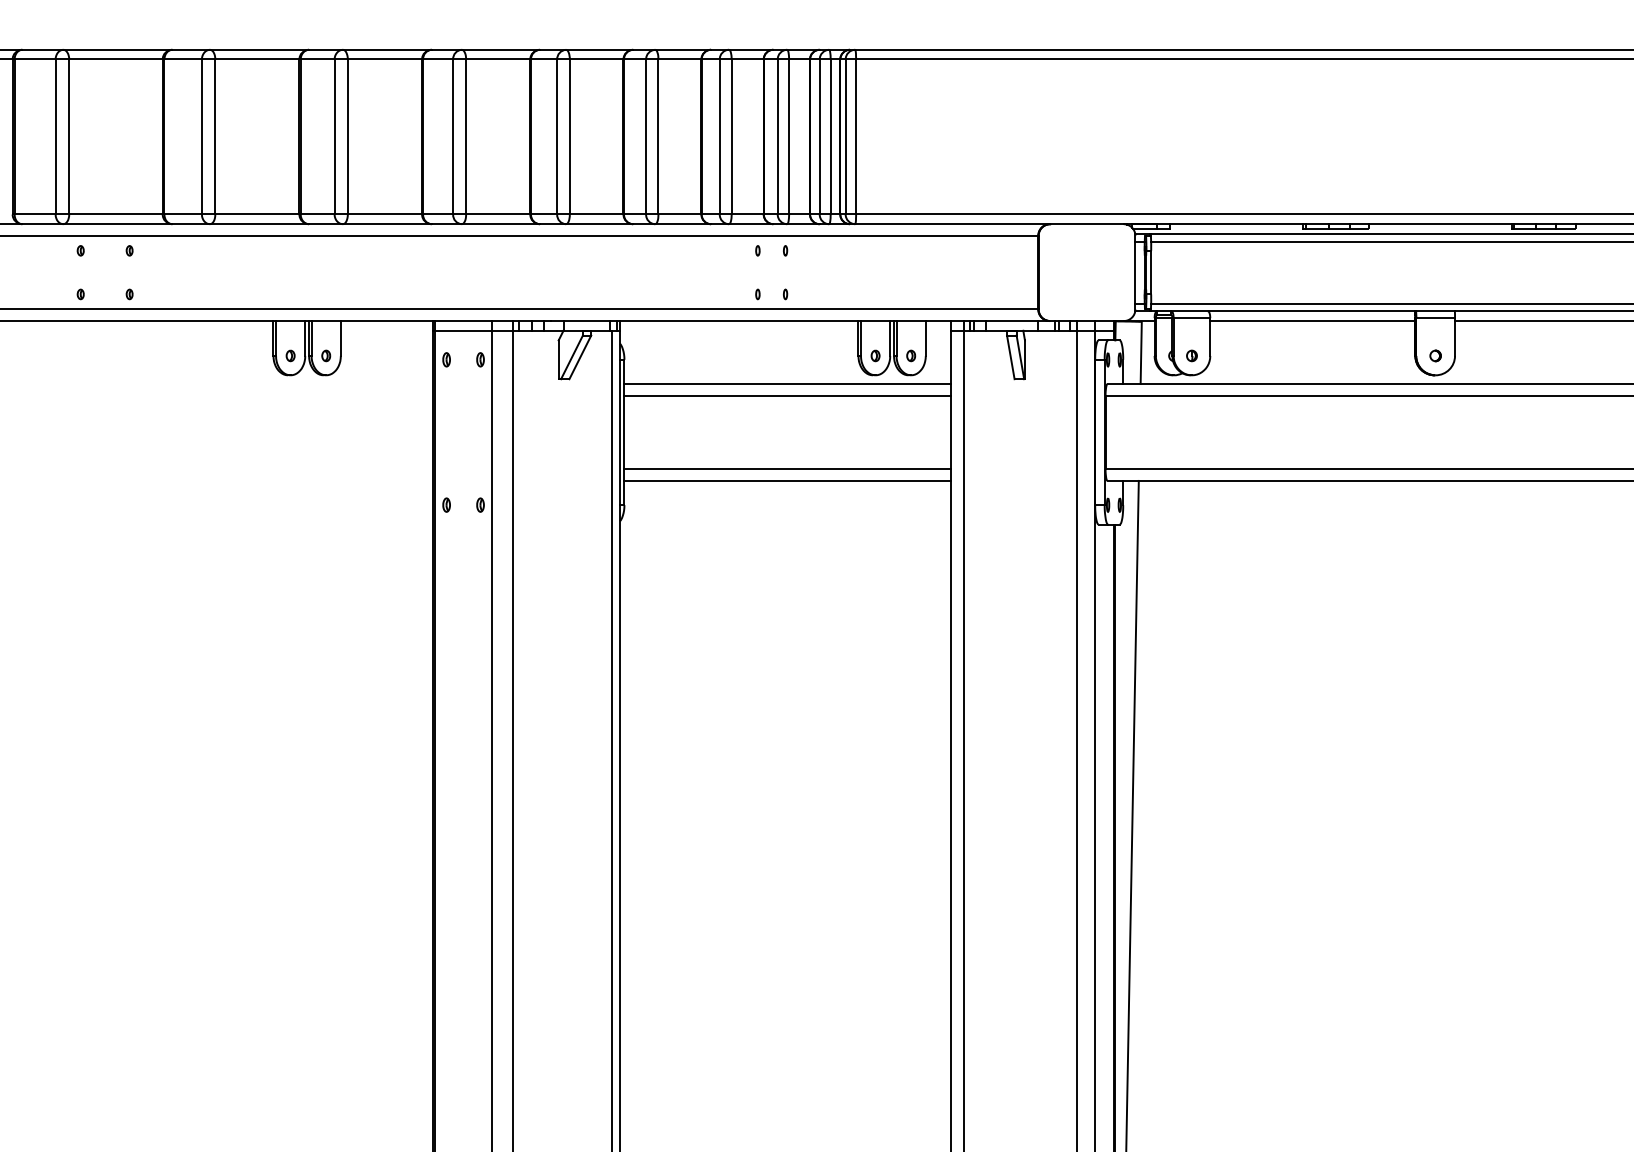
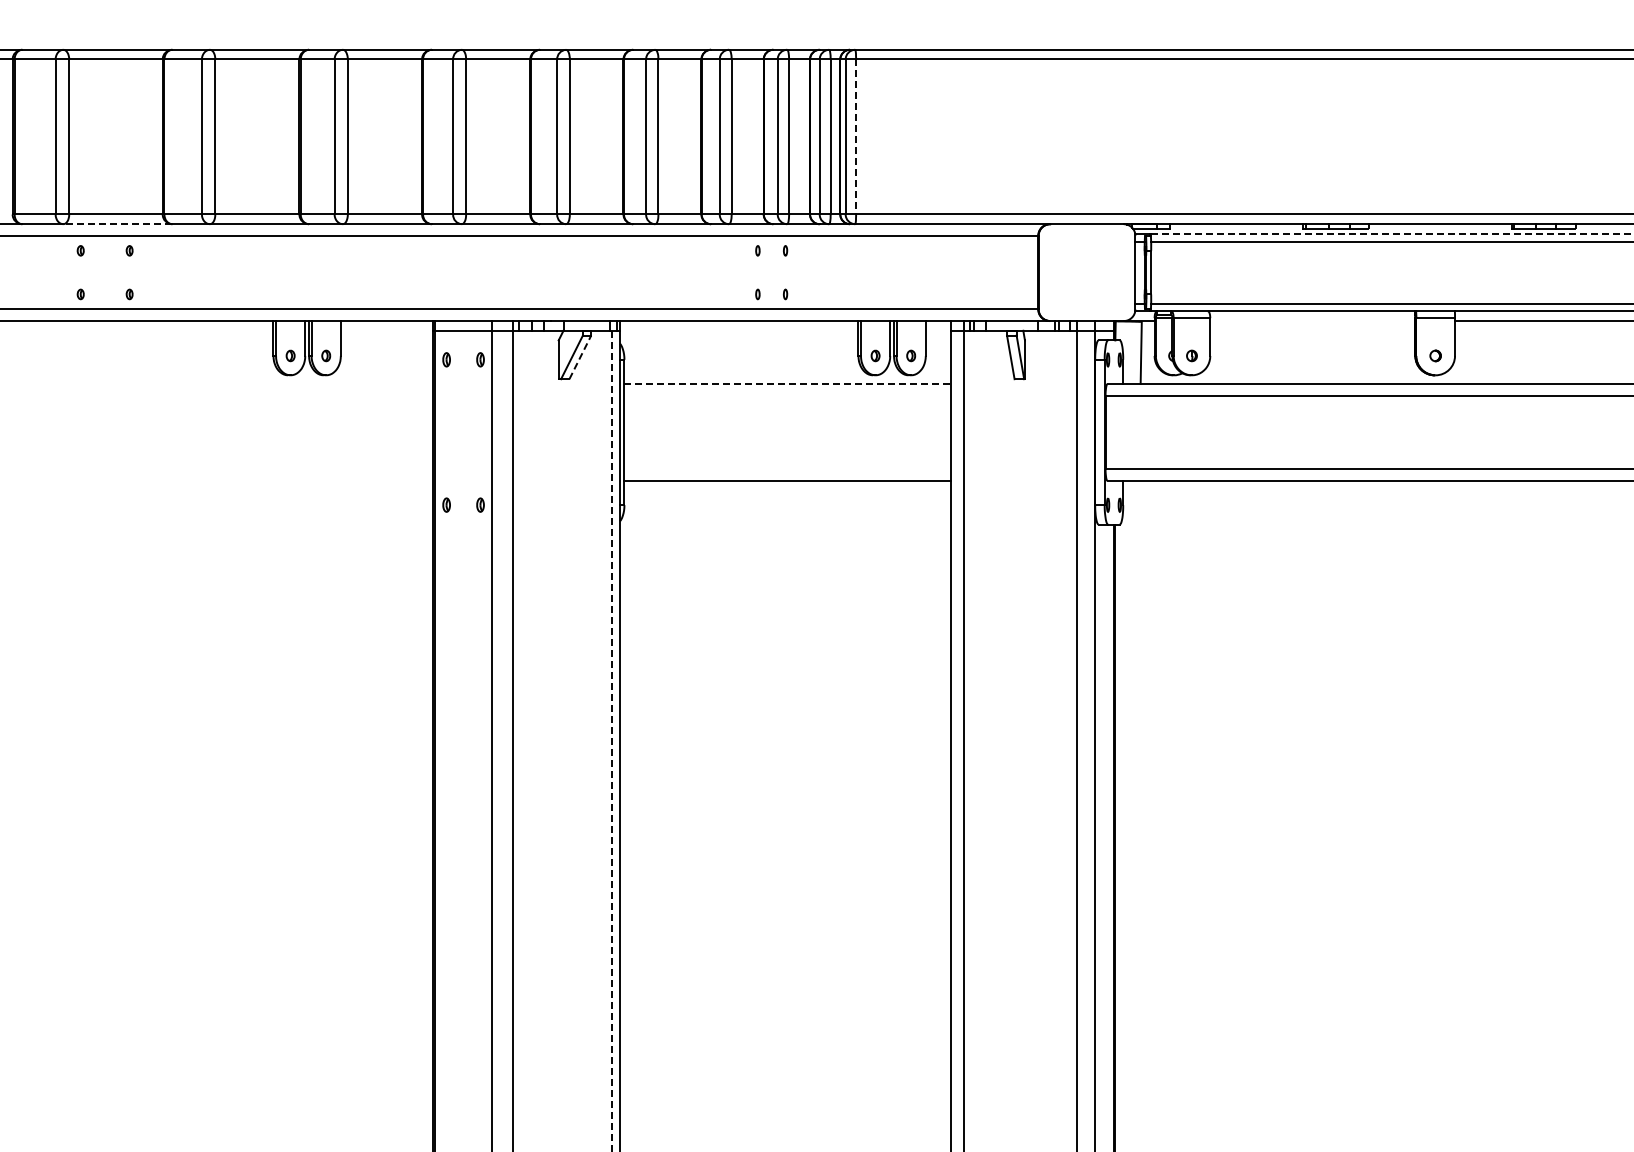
line: solid -> dashed (856, 137)
line: solid -> dashed (117, 224)
line: solid -> dashed (1392, 233)
line: present -> none (1312, 321)
line: solid -> dashed (580, 356)
line: solid -> dashed (788, 384)
line: present -> none (787, 395)
line: present -> none (787, 469)
line: solid -> dashed (612, 741)
line: present -> none (1132, 814)
